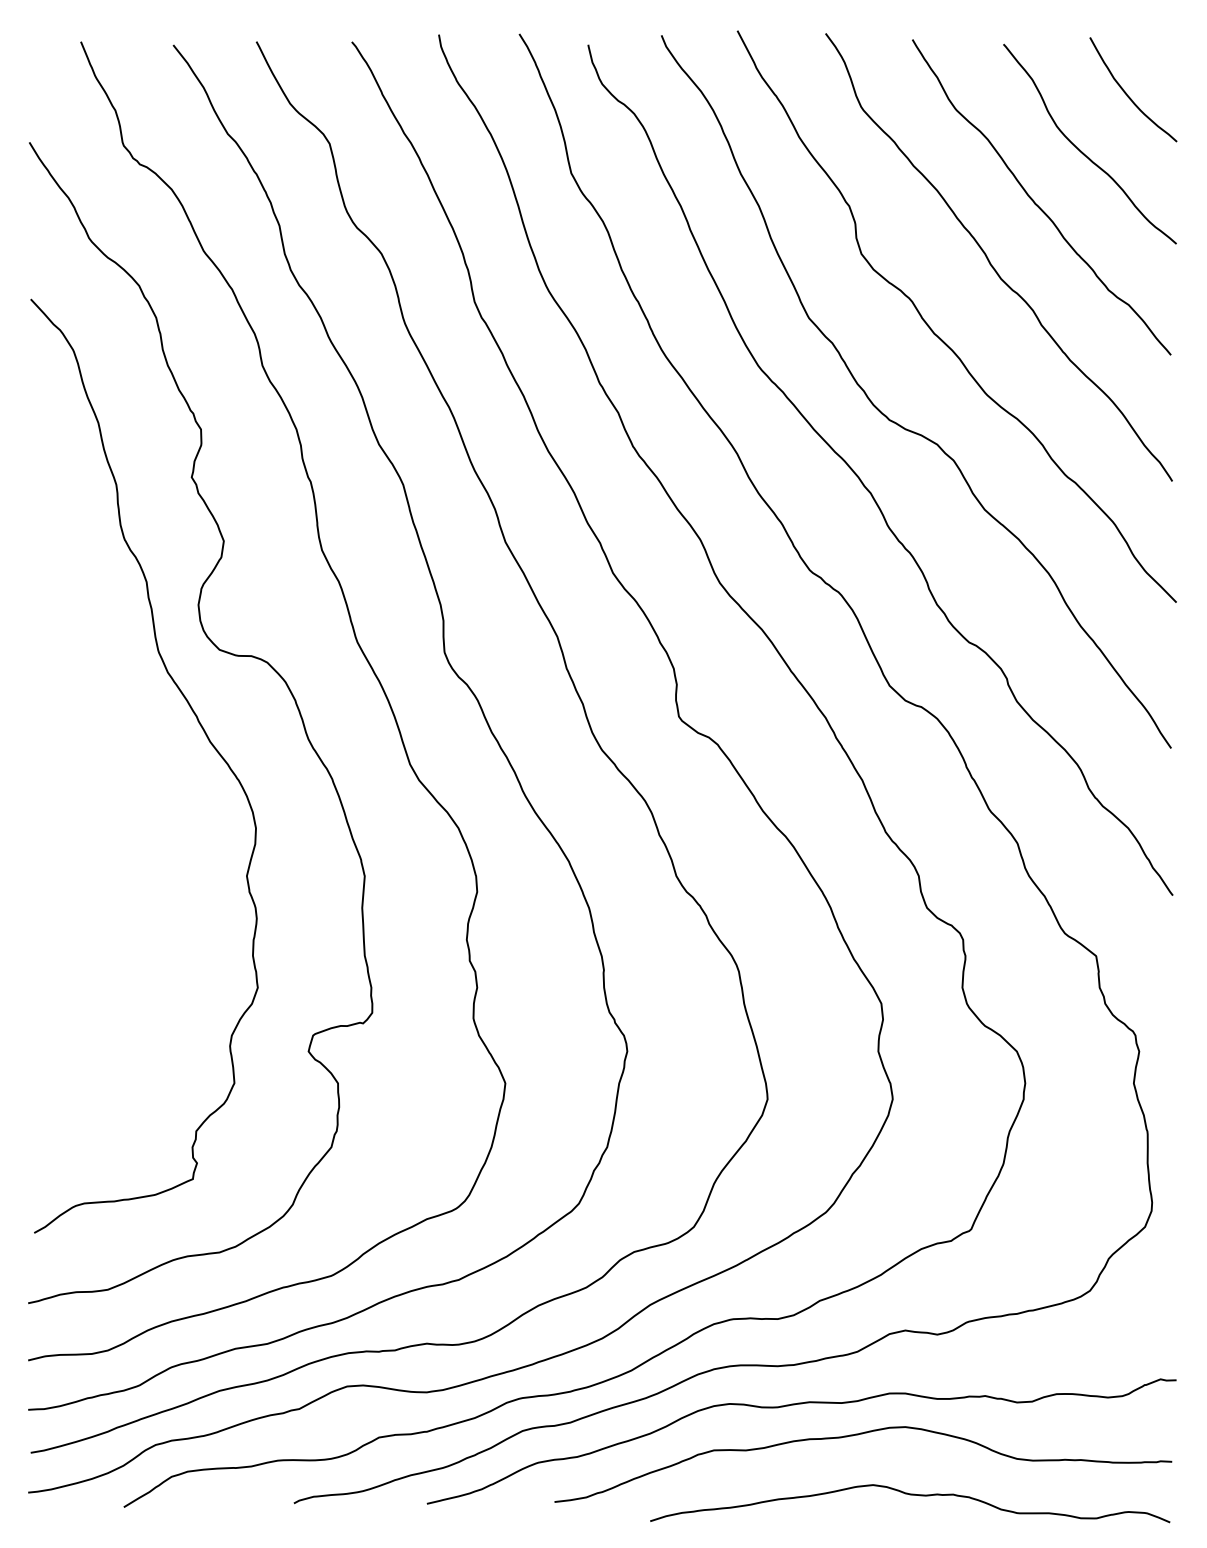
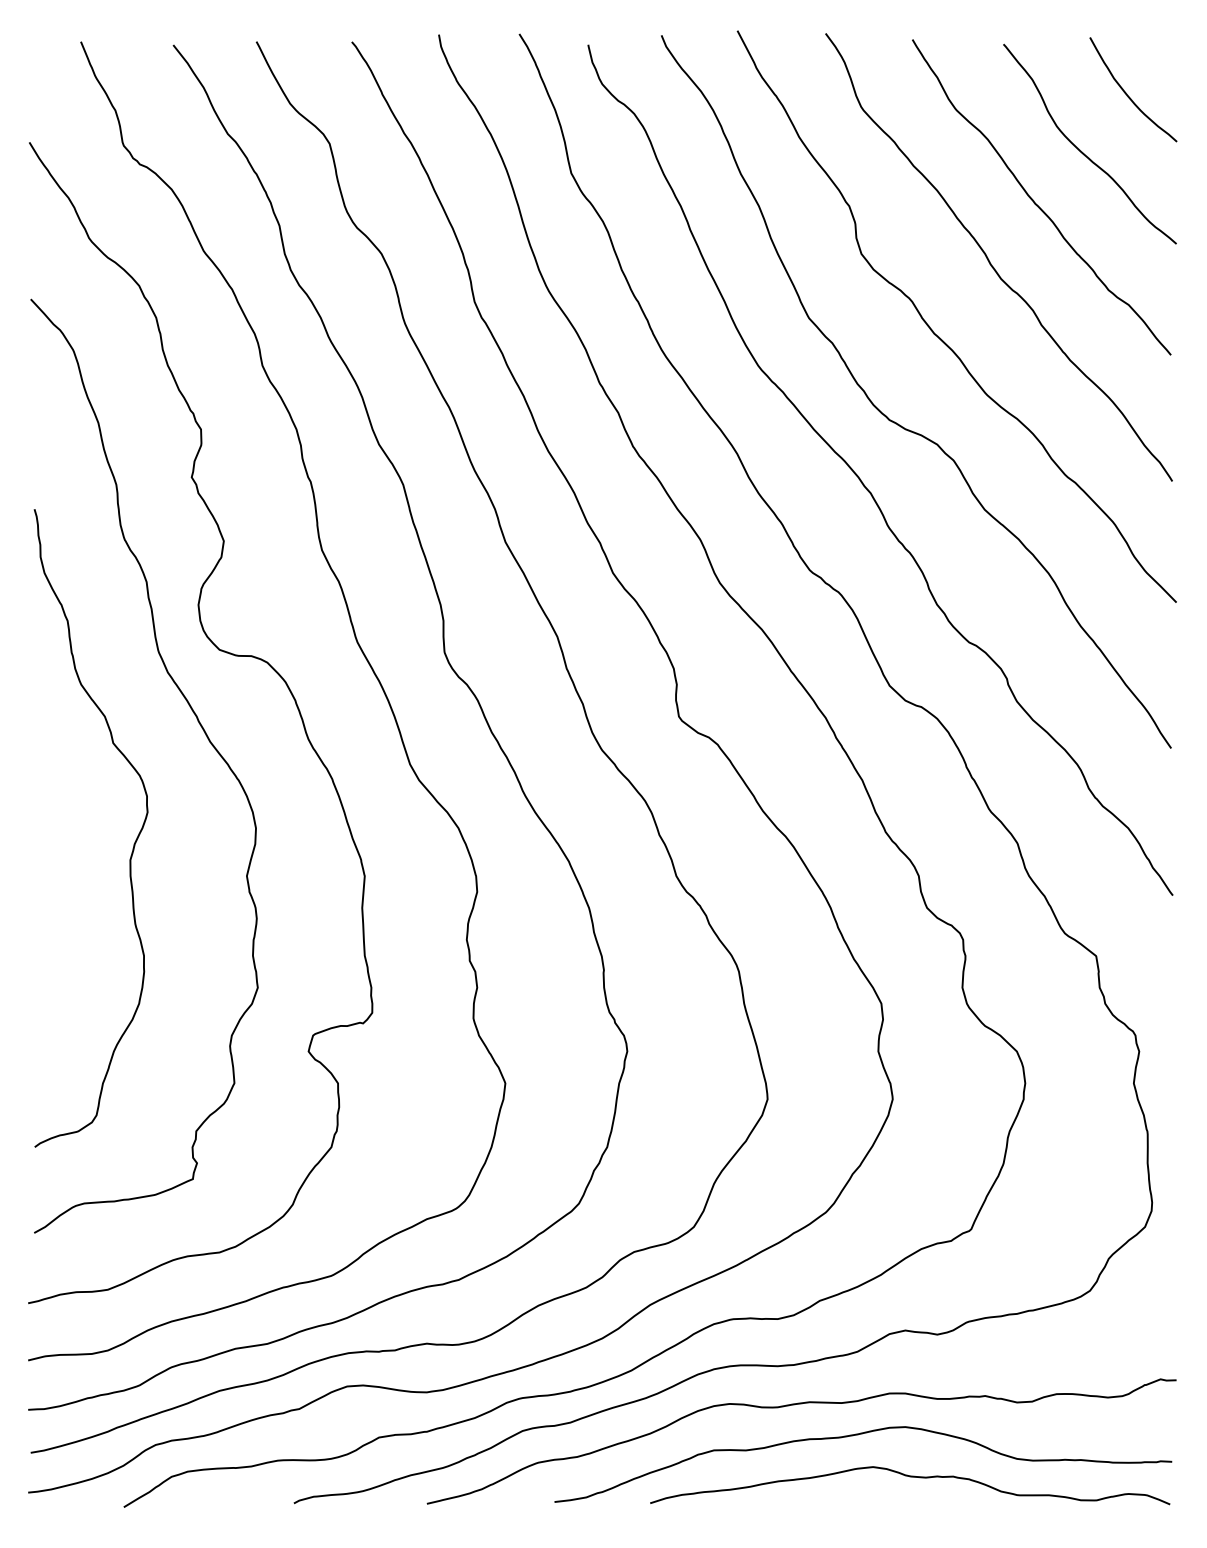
curve: none -> present (133, 844)
curve position: (910, 1495) -> (910, 1477) (910, 1477)
